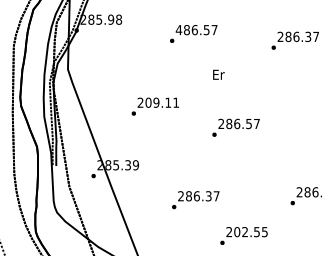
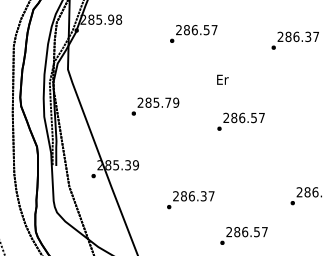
text: 486.57 -> 286.57 (178, 30)
text position: (218, 74) -> (222, 79) (222, 79)
text: 209.11 -> 285.79 (162, 102)
text position: (235, 127) -> (240, 121) (240, 121)
text position: (195, 200) -> (190, 200) (190, 200)
text: 202.55 -> 286.57 (250, 232)
